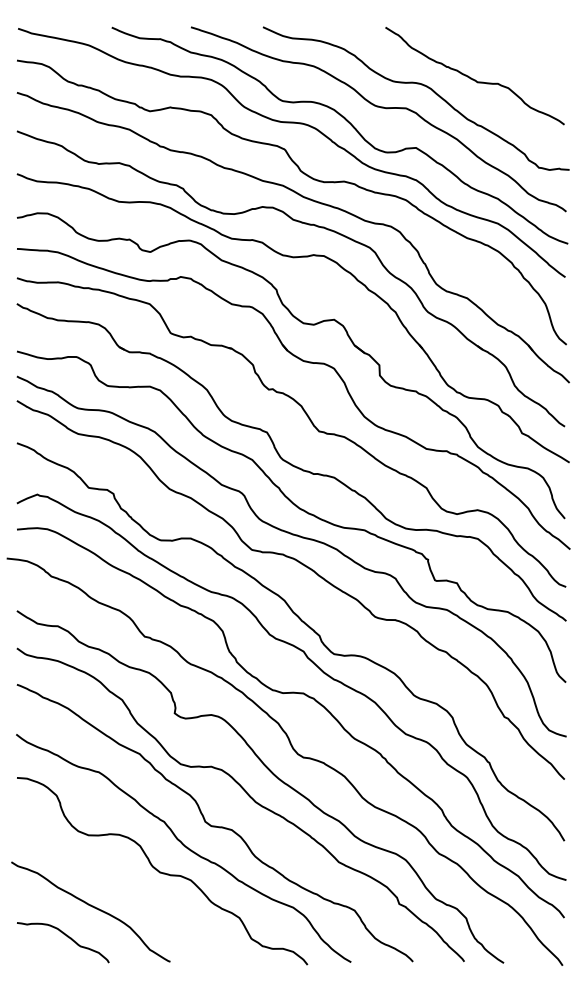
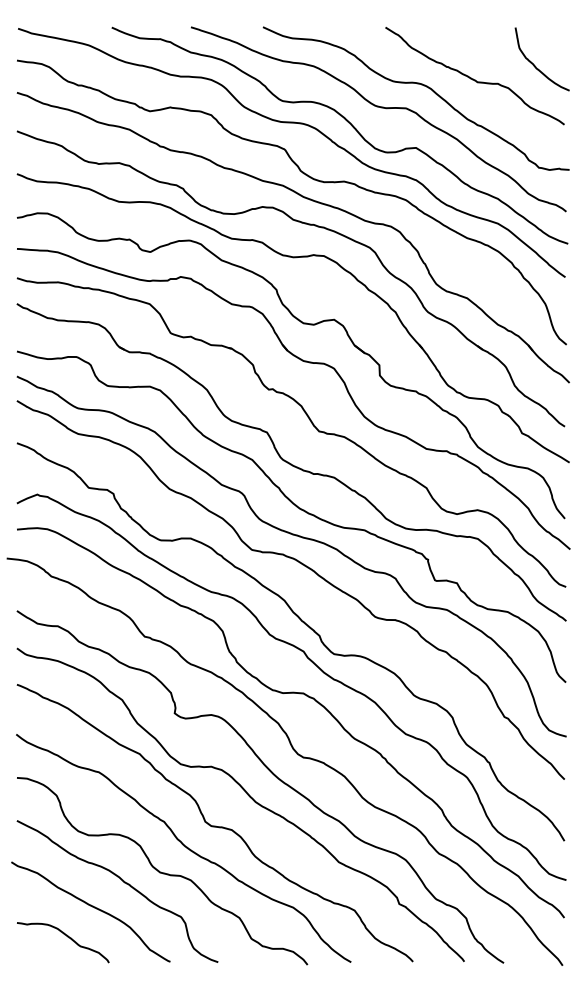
curve: none -> present (535, 65)
curve: none -> present (124, 883)
